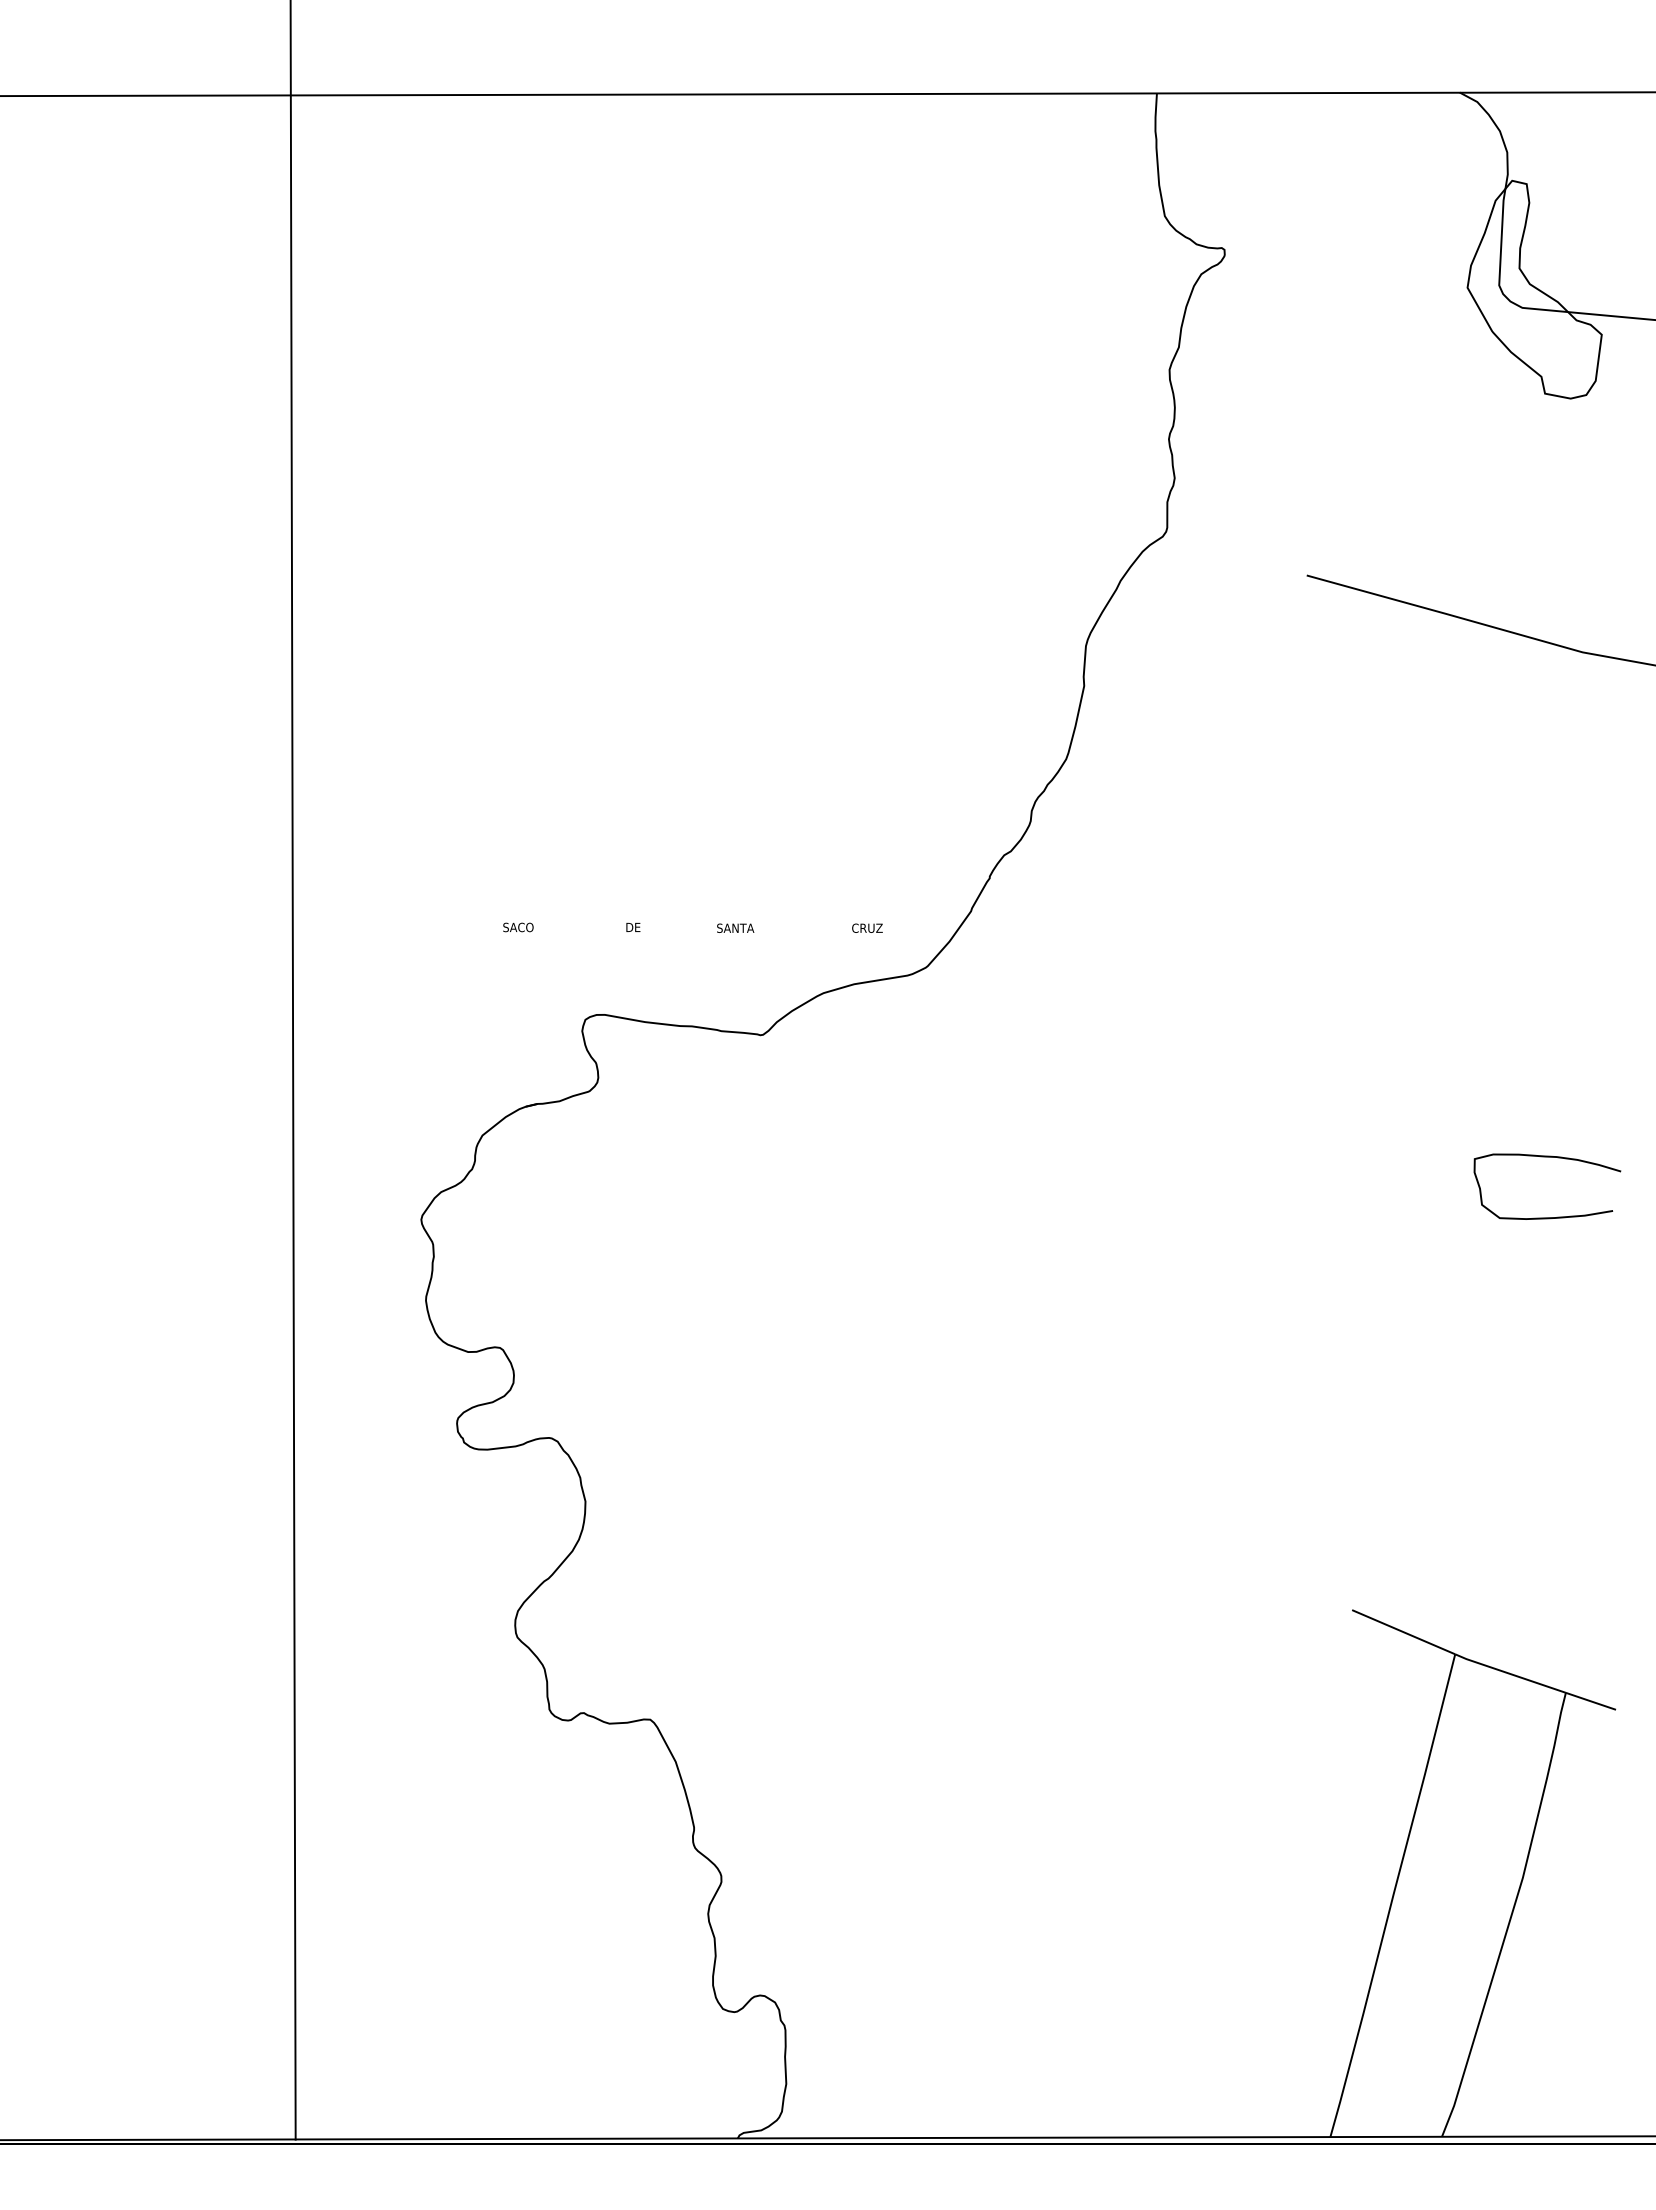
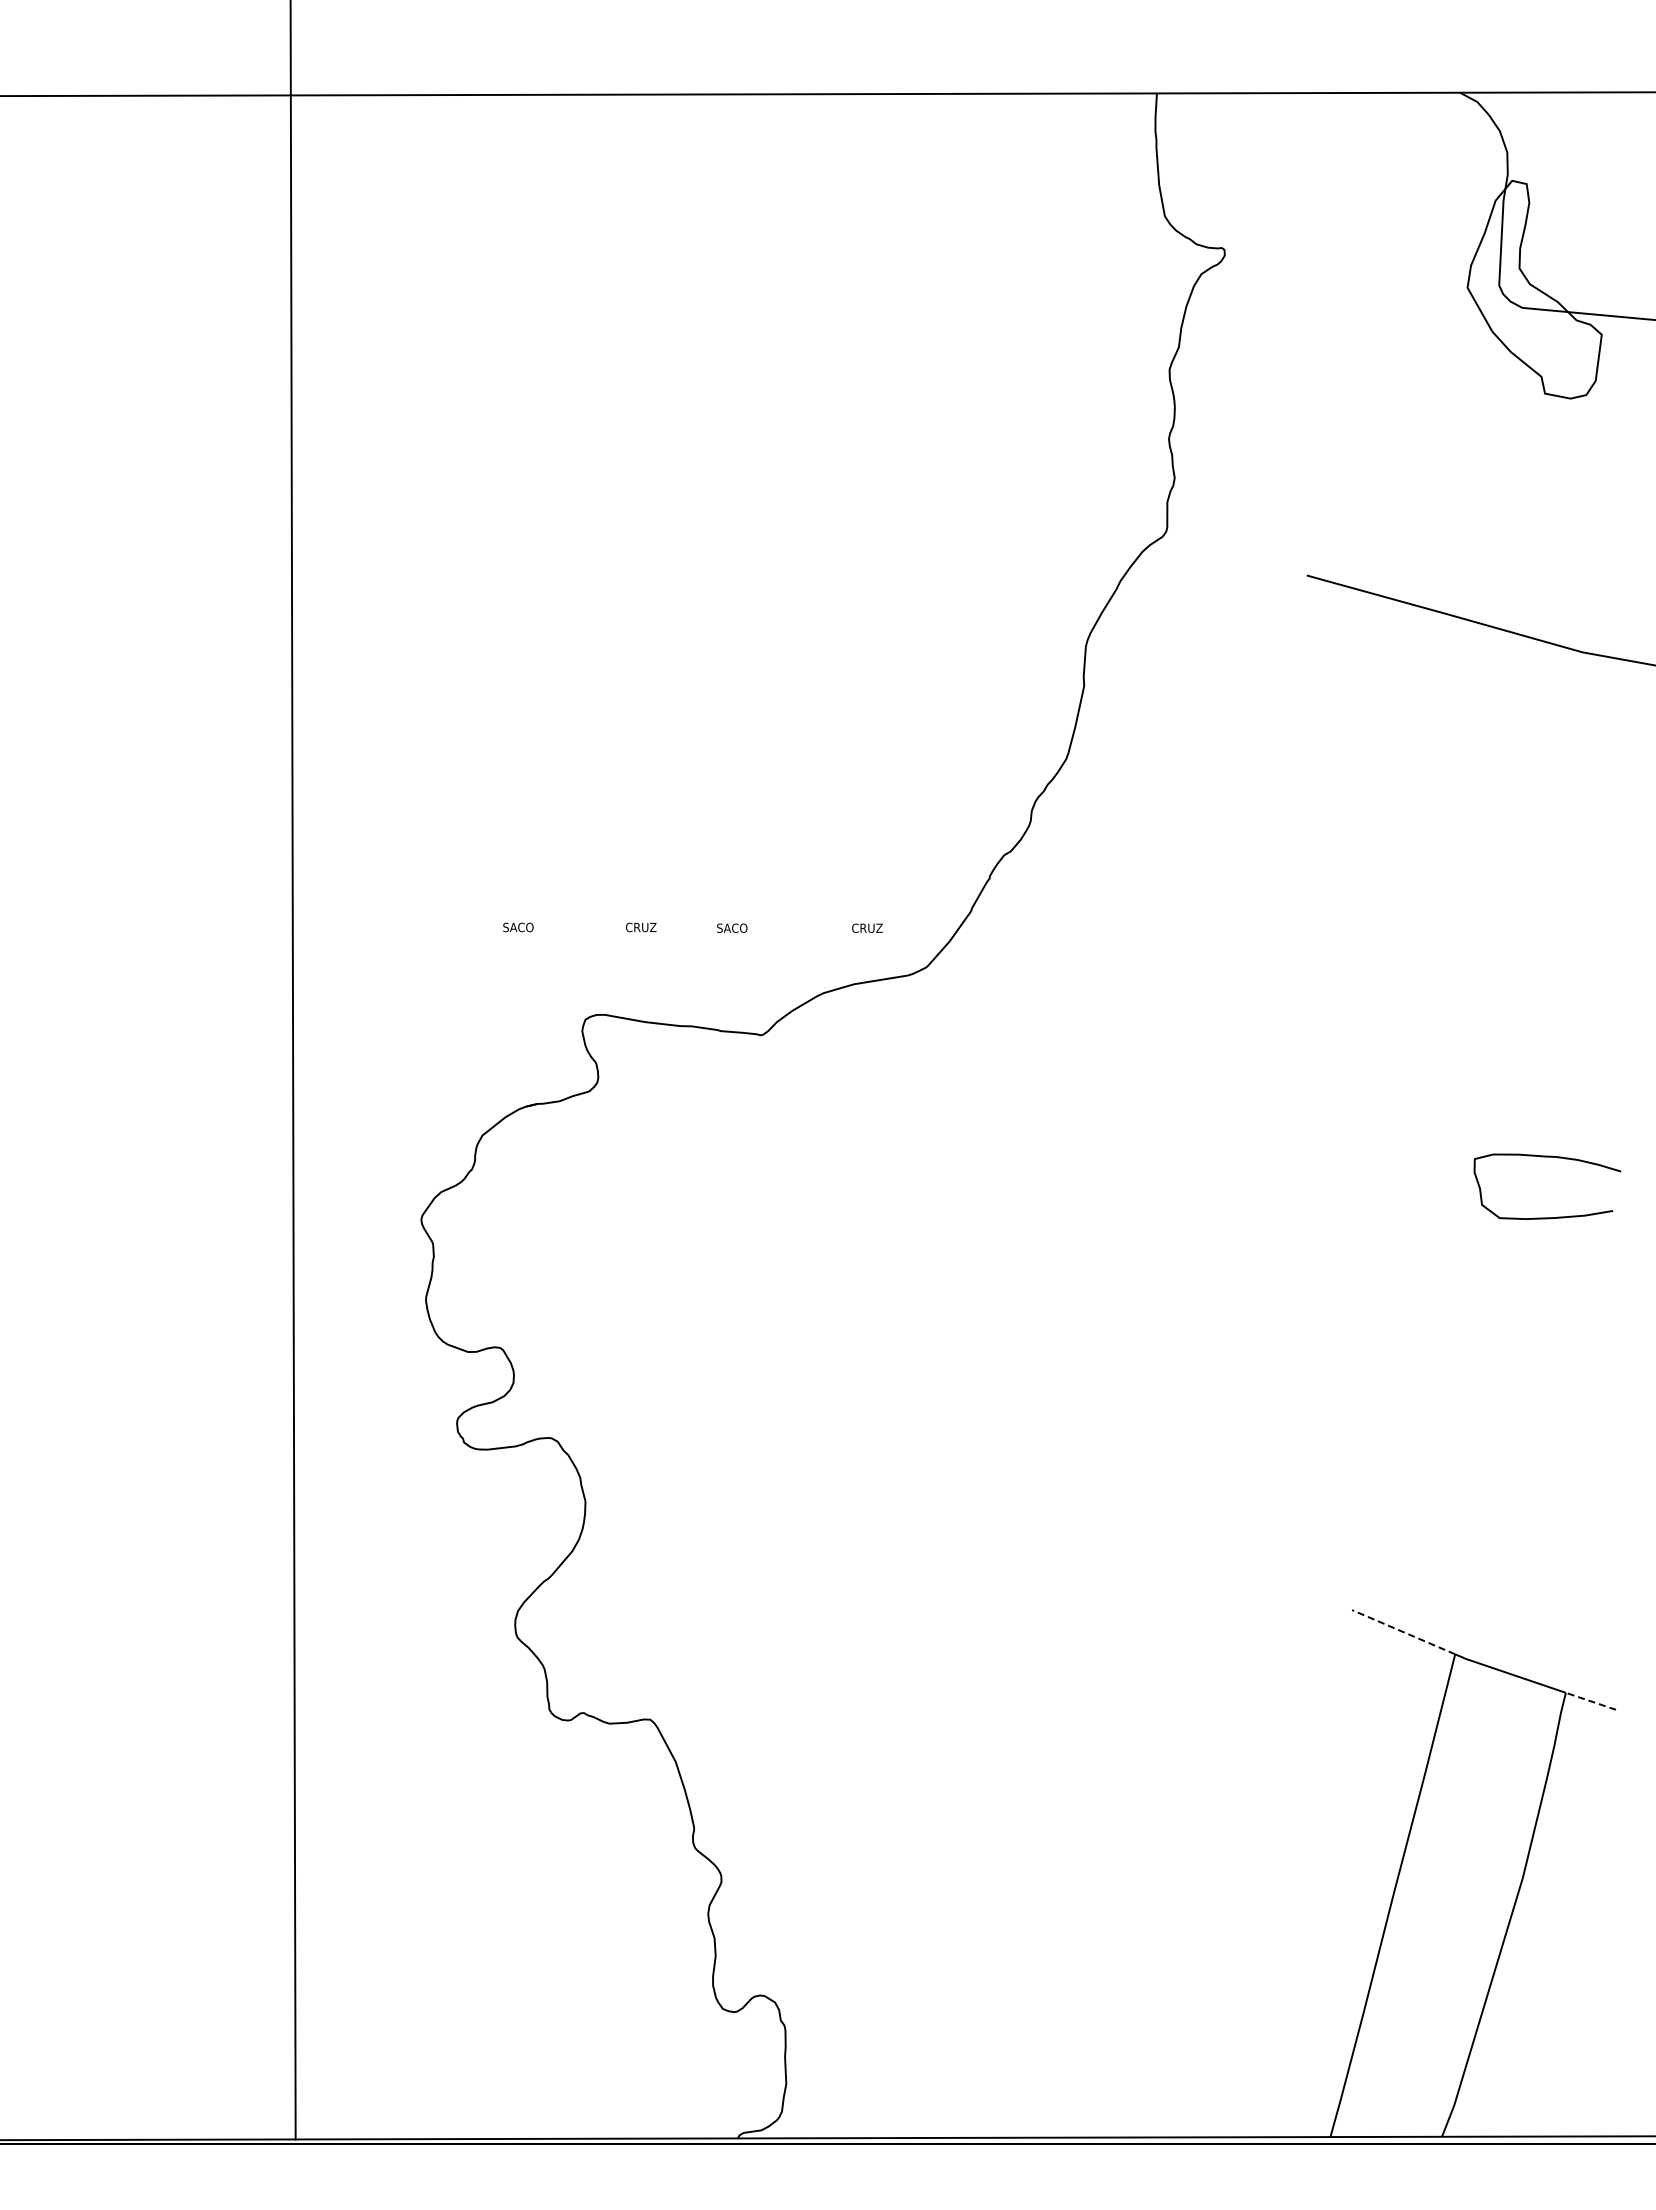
text: DE -> CRUZ (640, 927)
text: SANTA -> SACO (743, 927)
line: solid -> dashed (1403, 1632)
line: solid -> dashed (1591, 1701)
